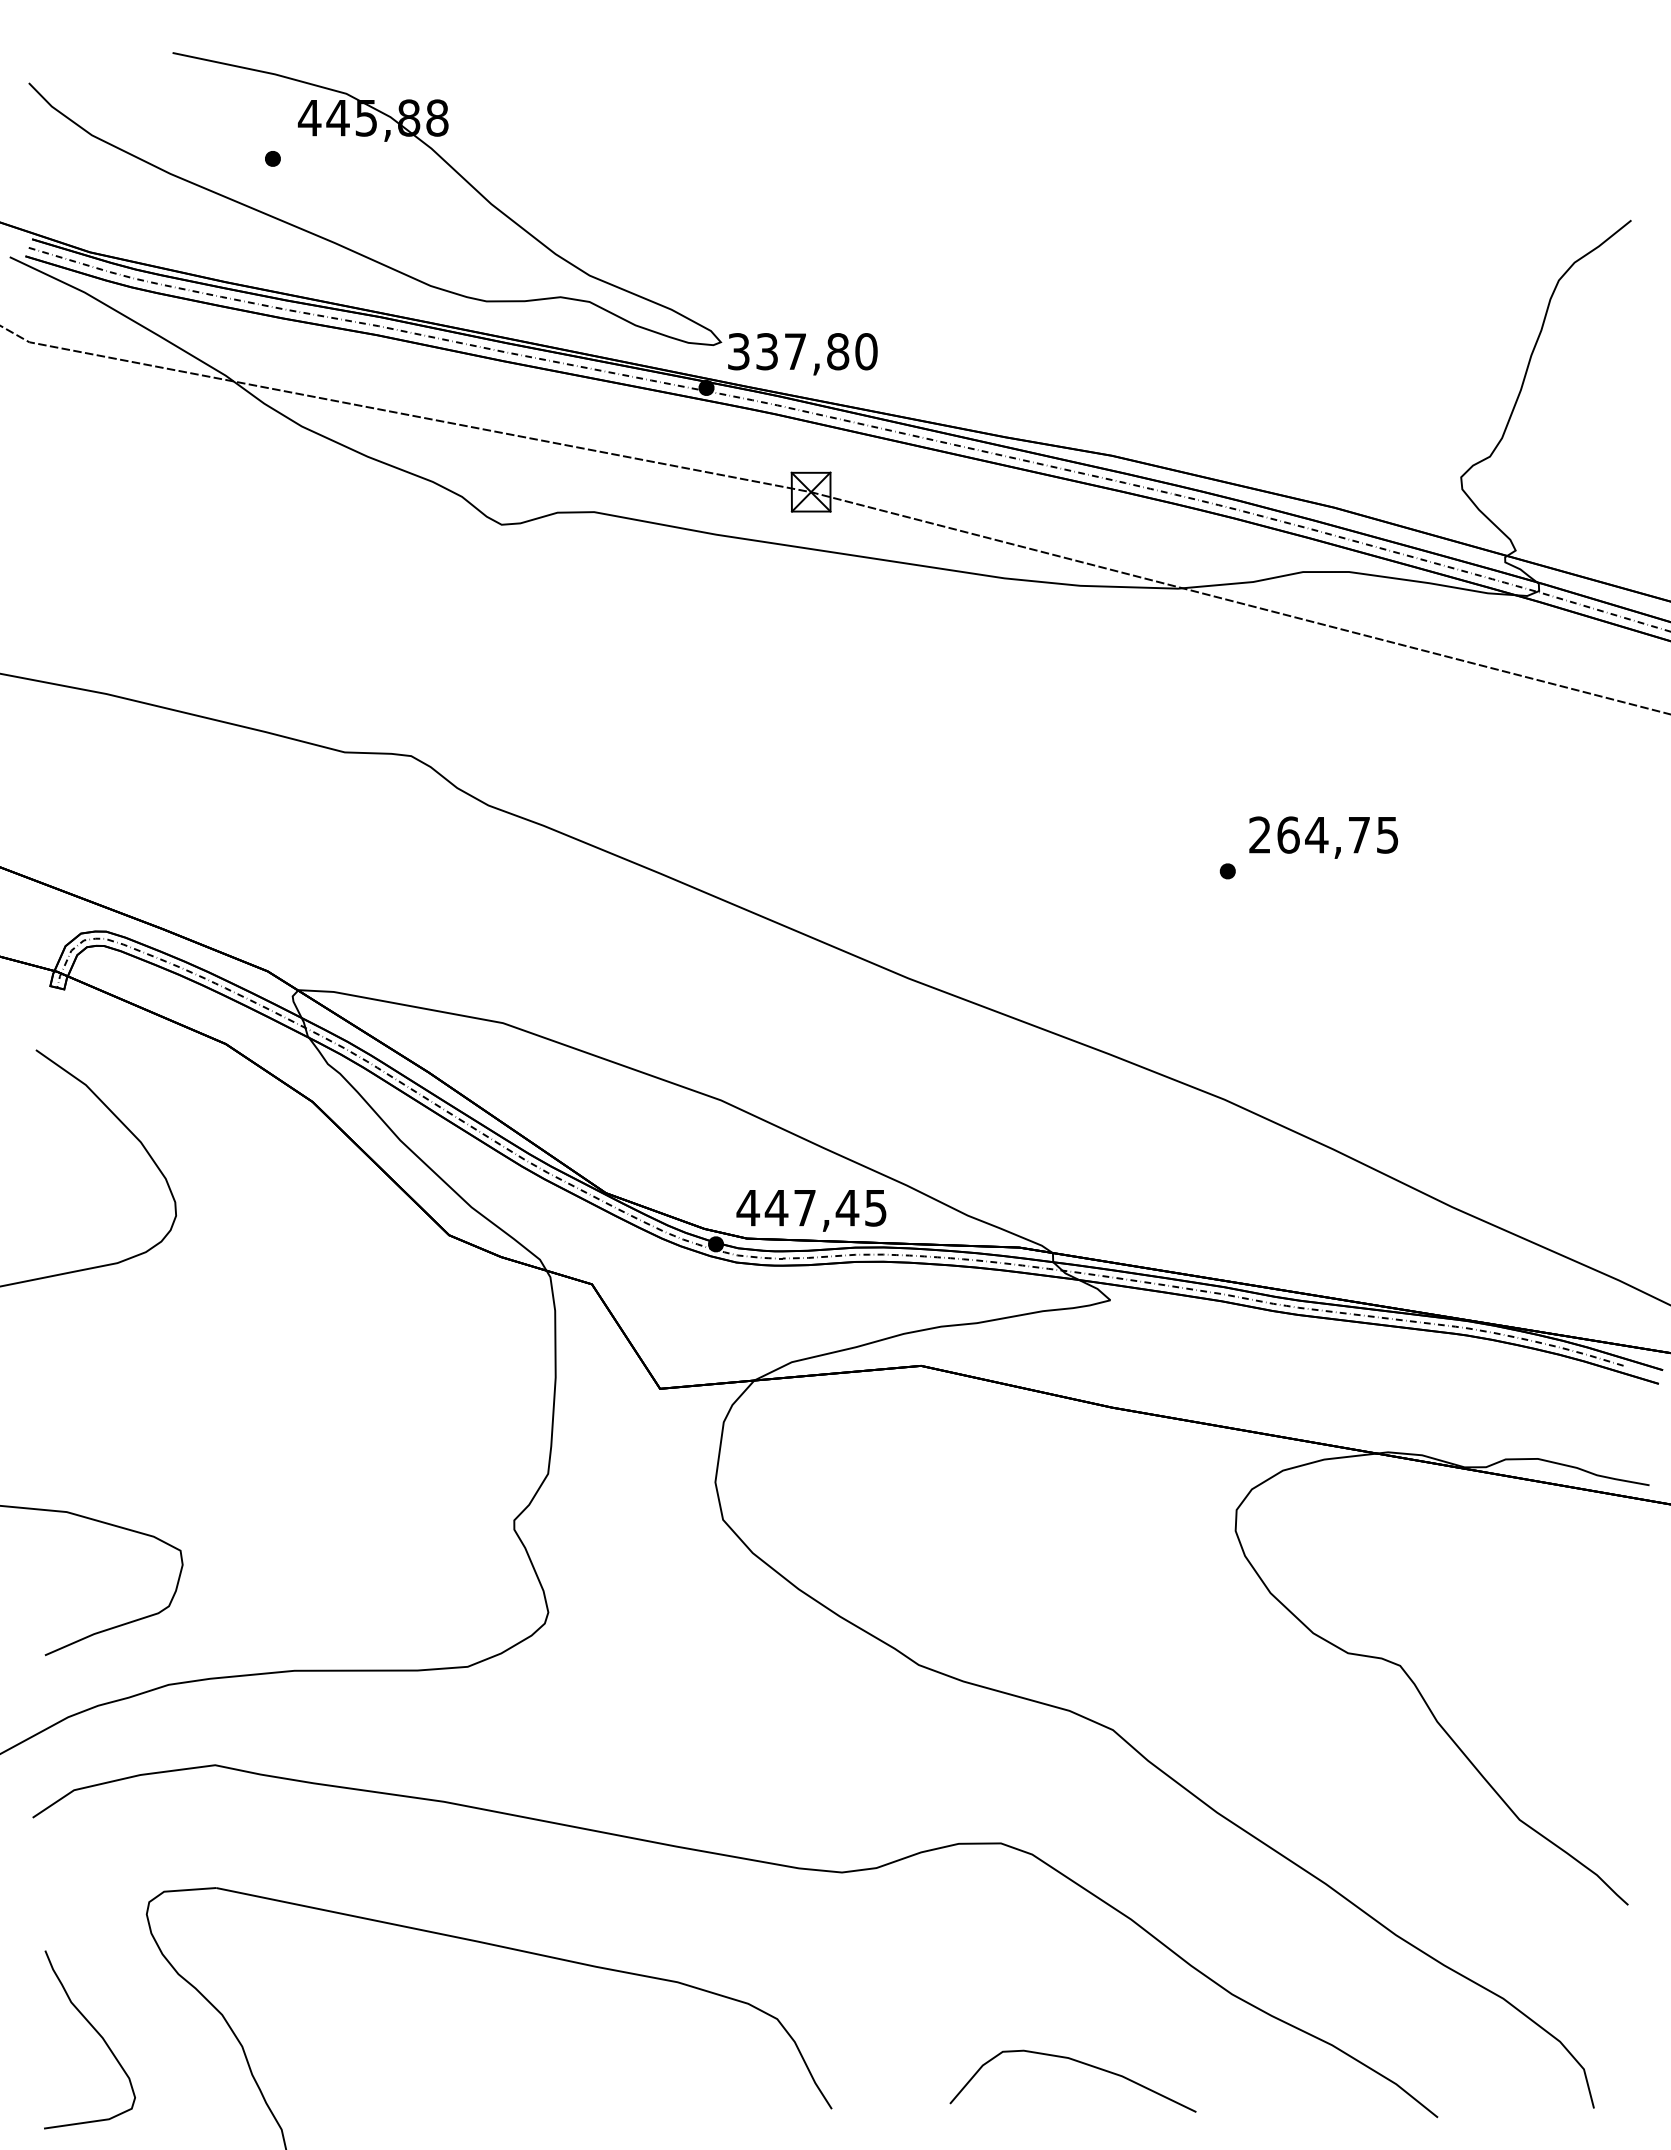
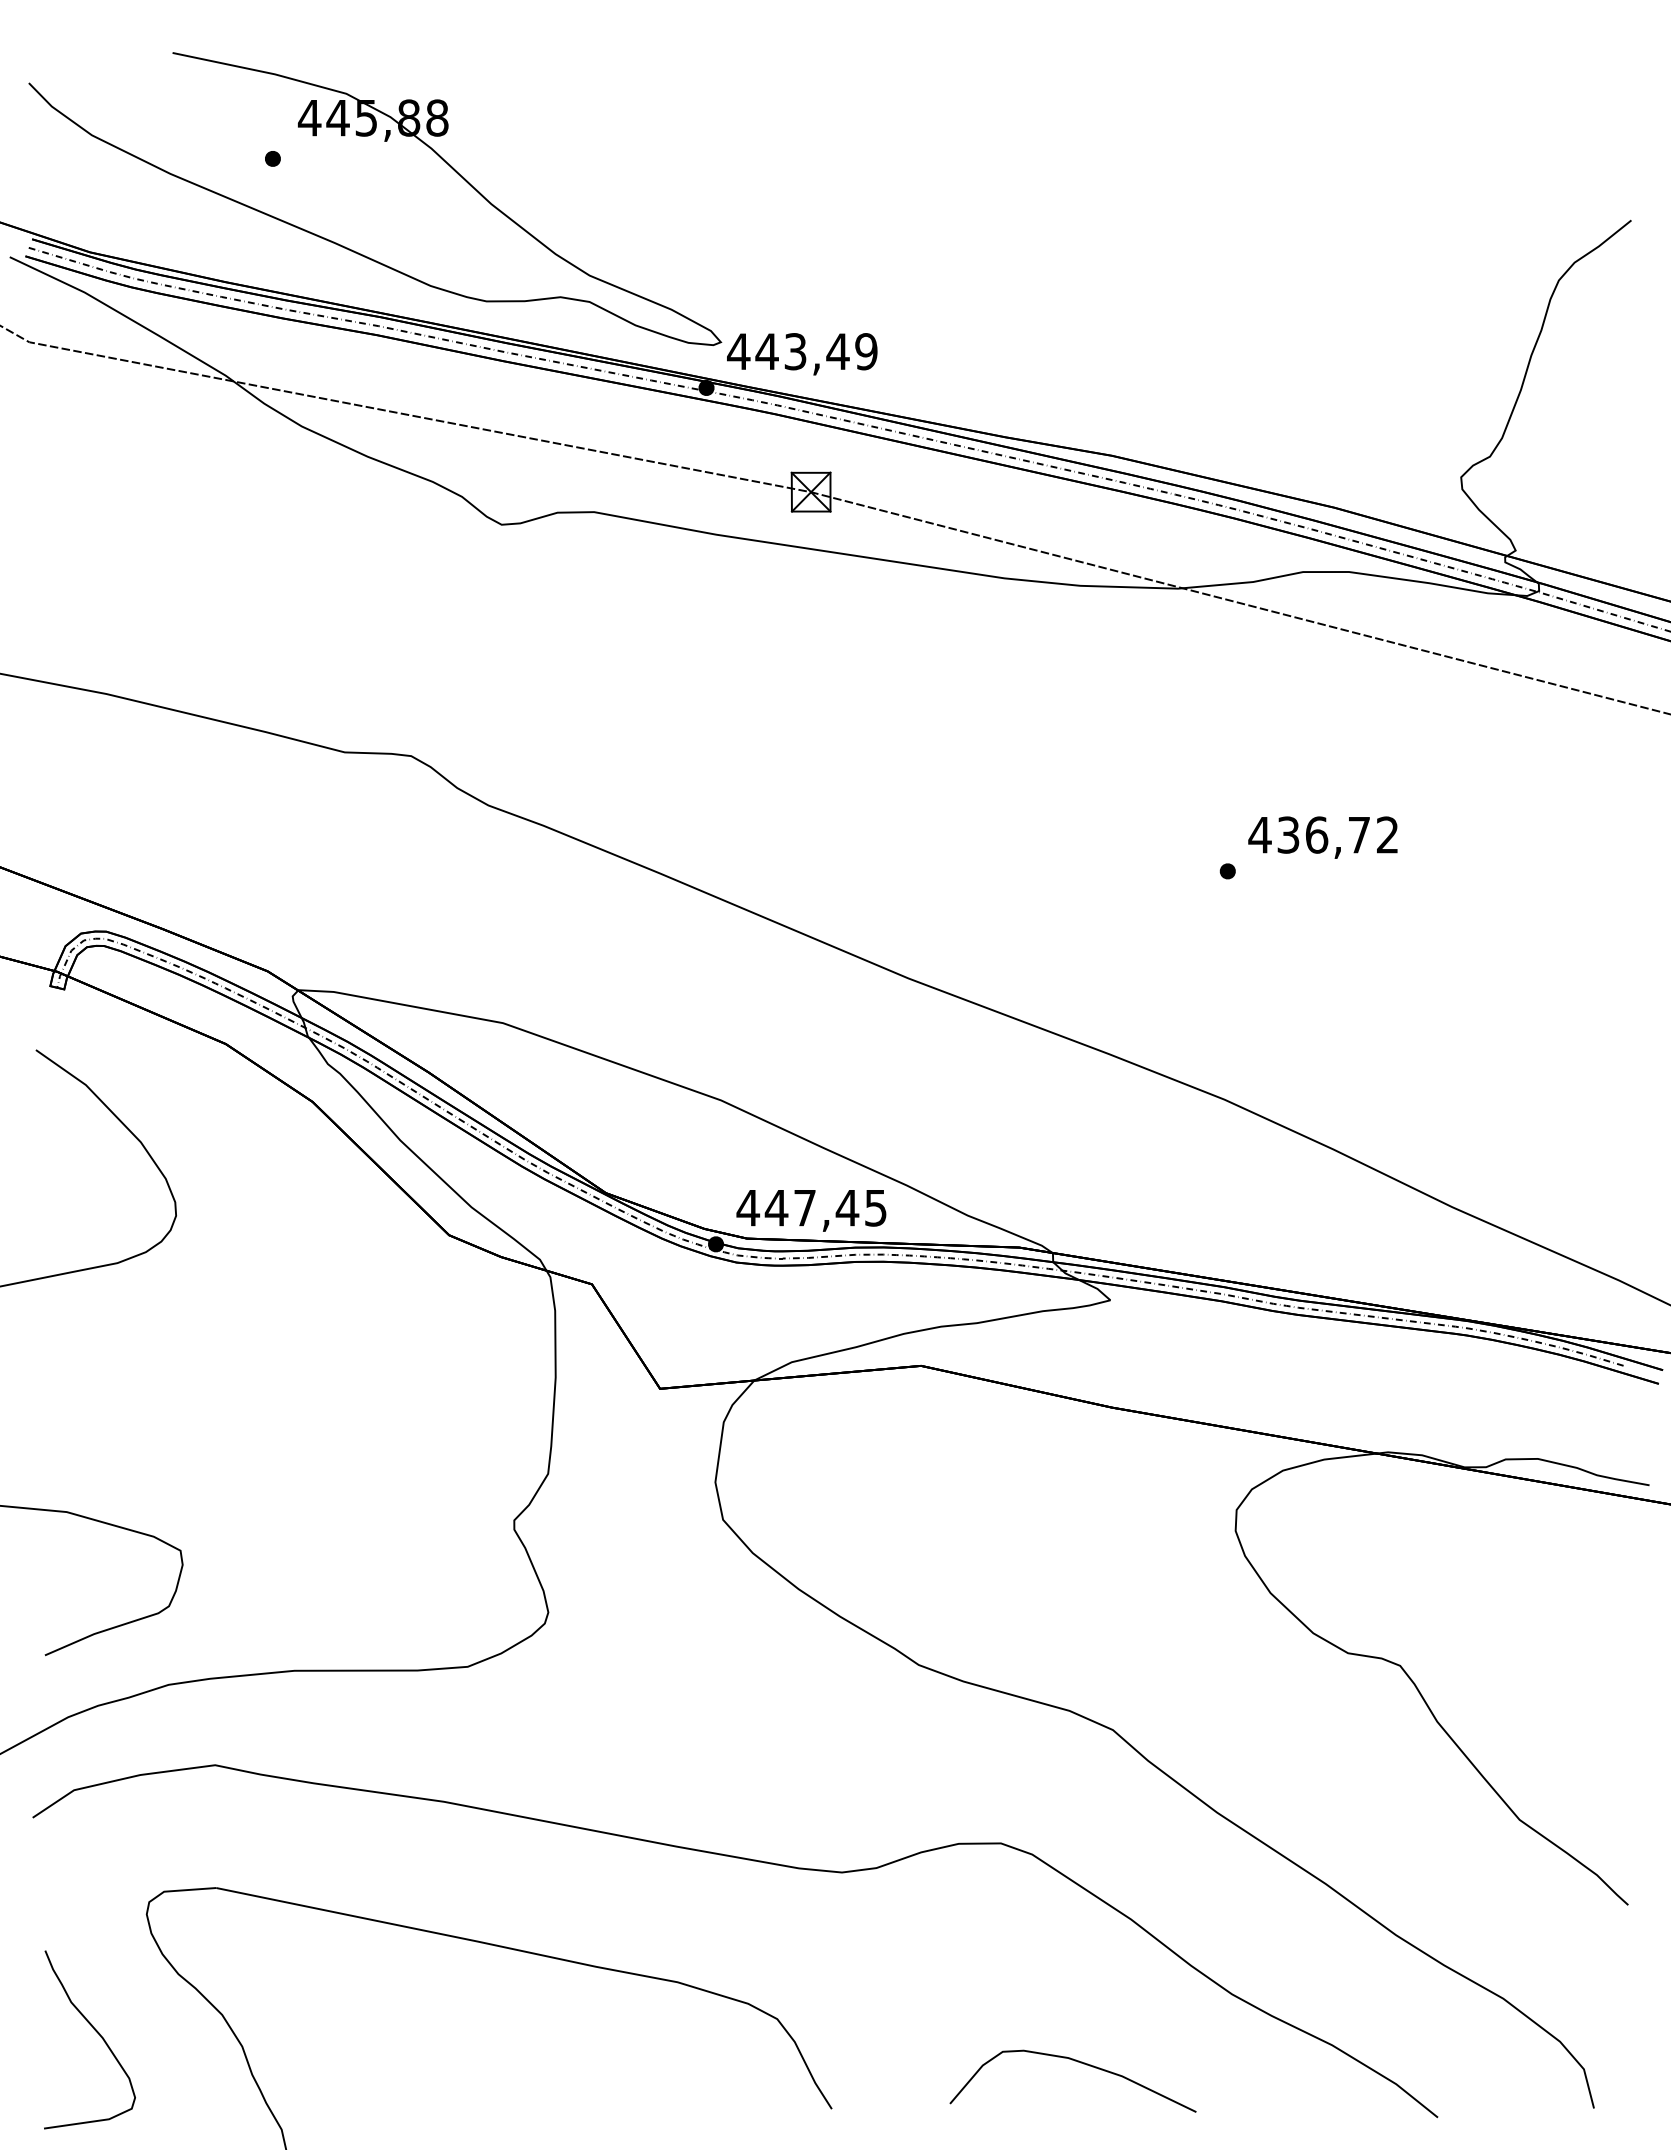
text: 337,80 -> 443,49 (802, 351)
text: 264,75 -> 436,72 (1323, 834)
